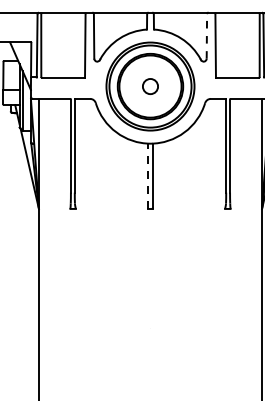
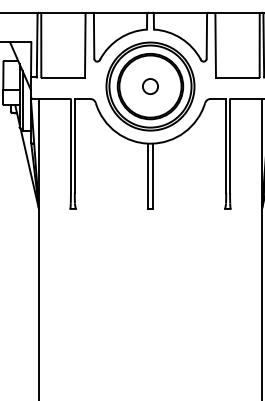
line: dashed -> solid (206, 35)
line: dashed -> solid (148, 176)
